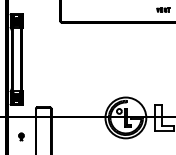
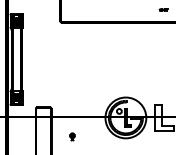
part size: 15x6 px -> 11x4 px (163, 9)
part position: (21, 136) -> (72, 136) (72, 136)
